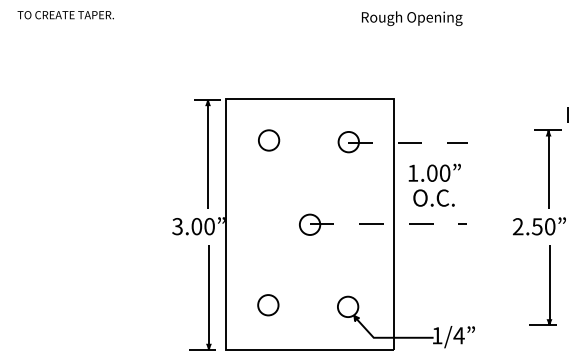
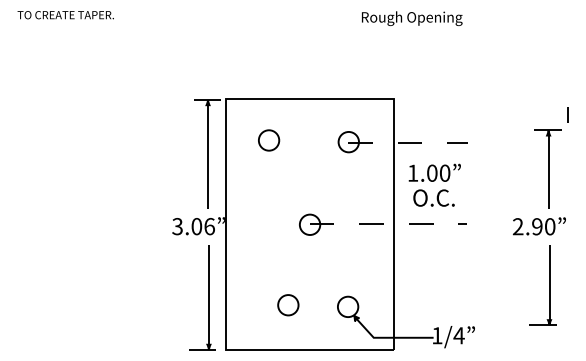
text: 3.00 -> 3.06 (209, 226)
text: 2.50 -> 2.90 (536, 226)
part position: (268, 305) -> (288, 305) (288, 305)
